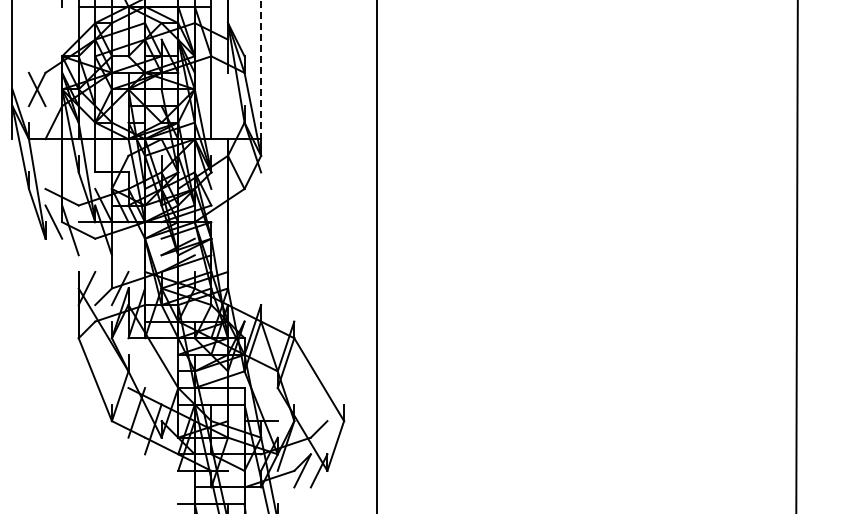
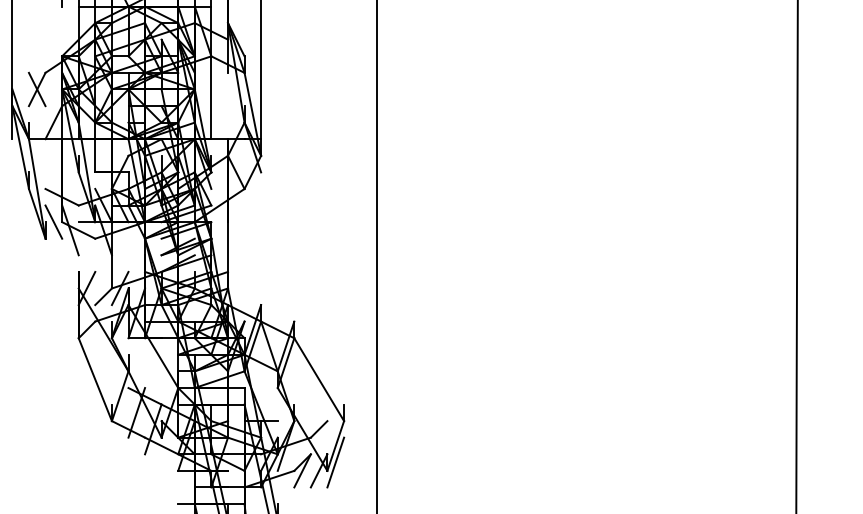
line: dashed -> solid (261, 70)
line: none -> present (335, 462)
